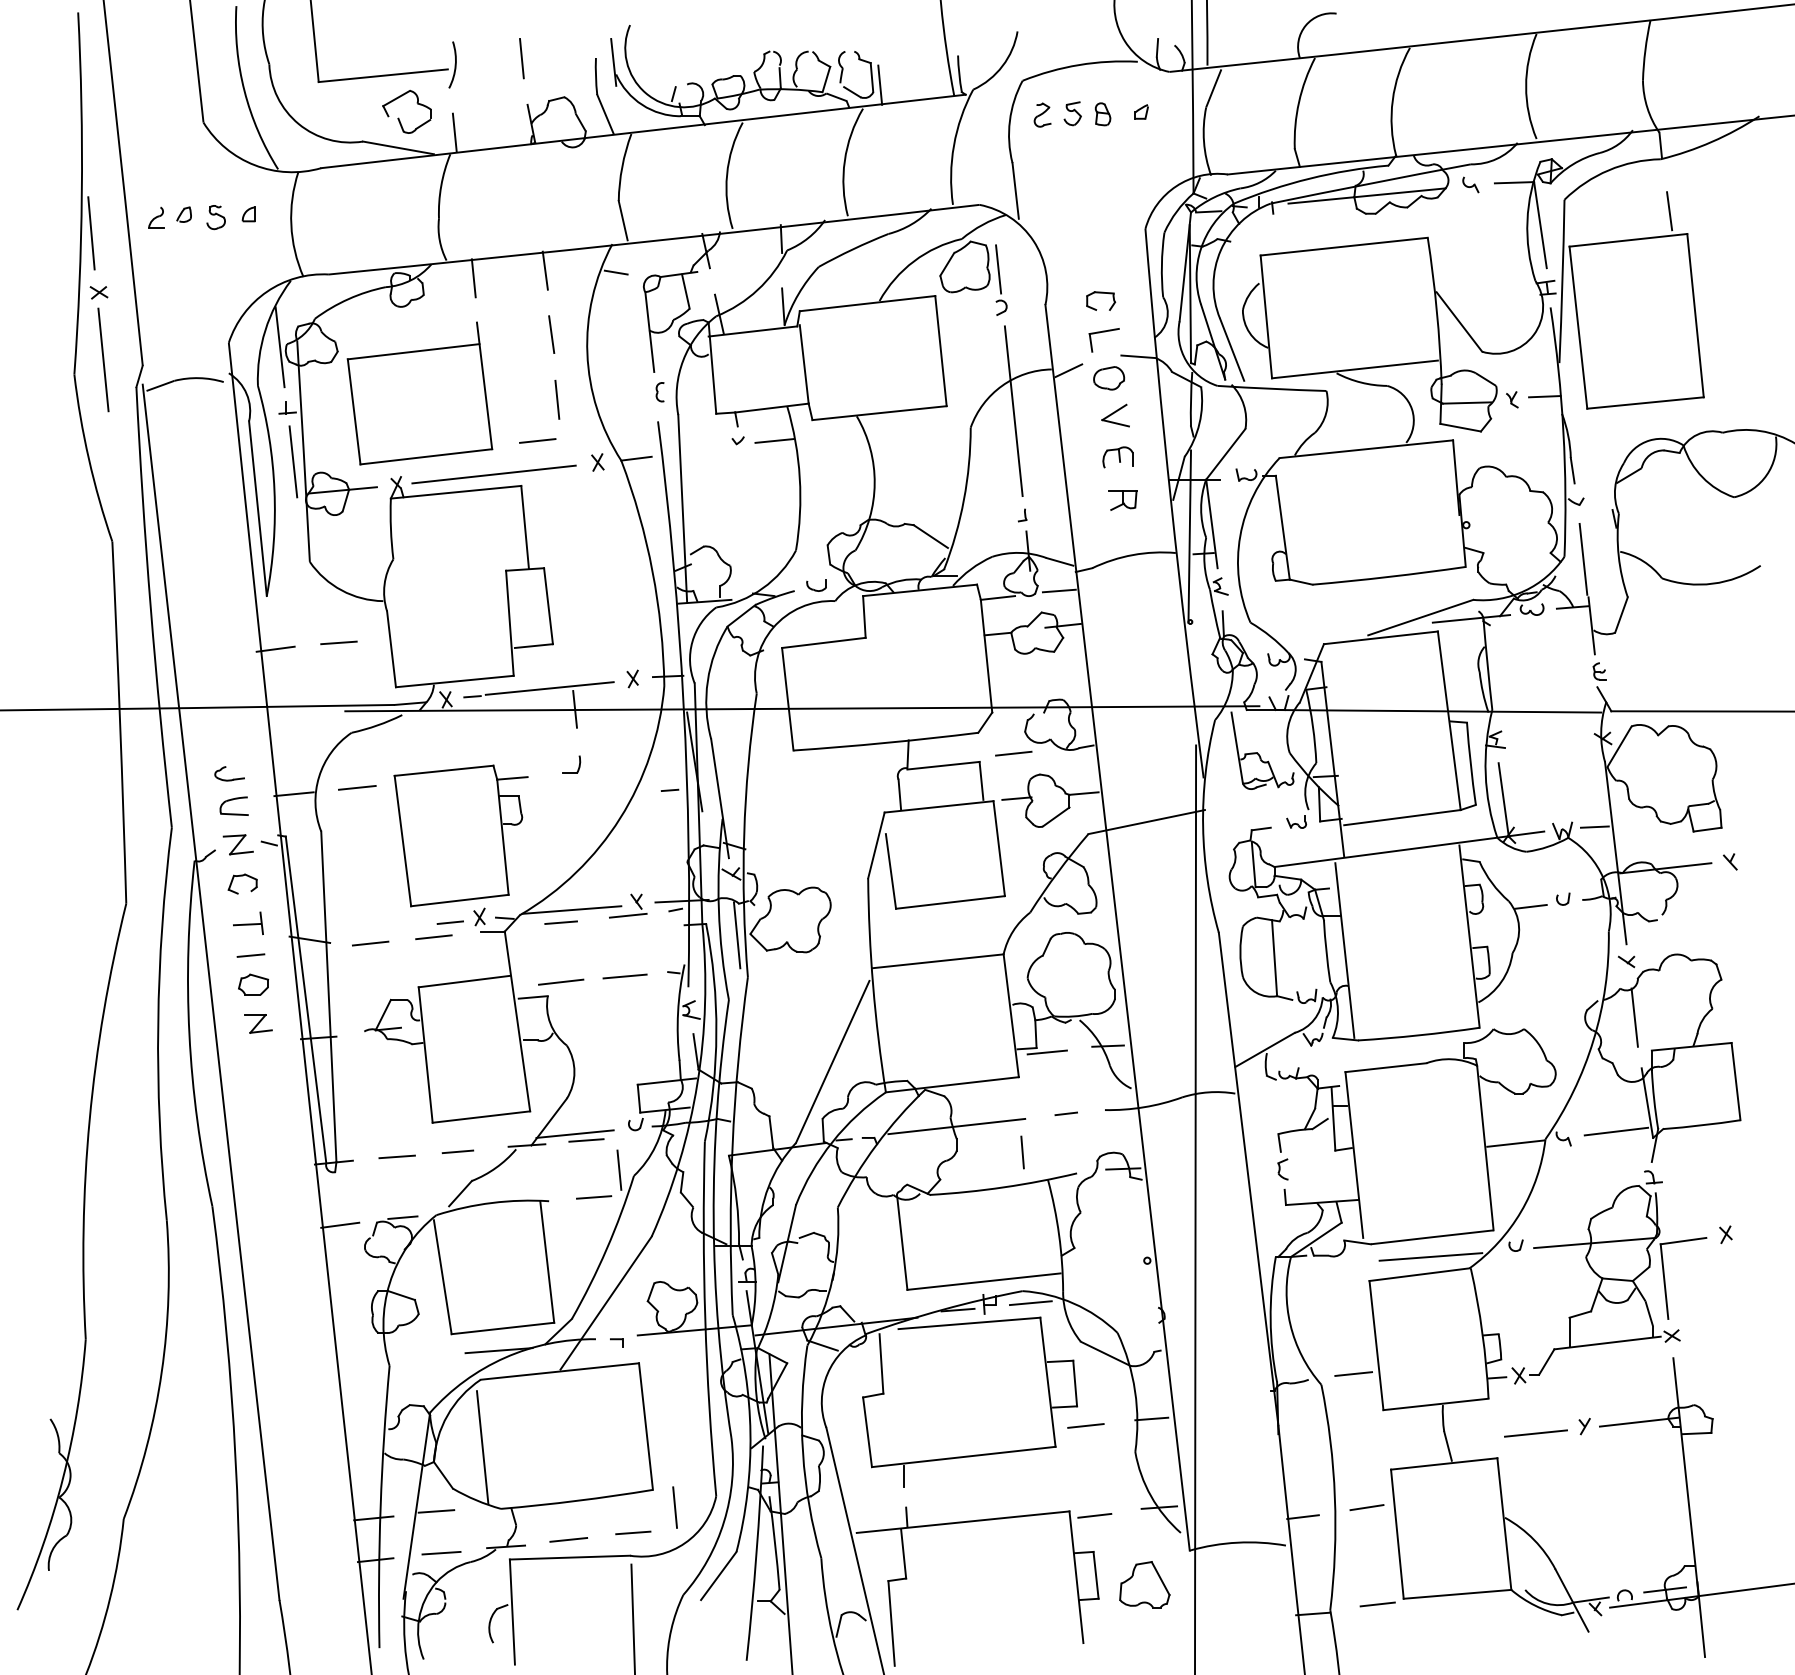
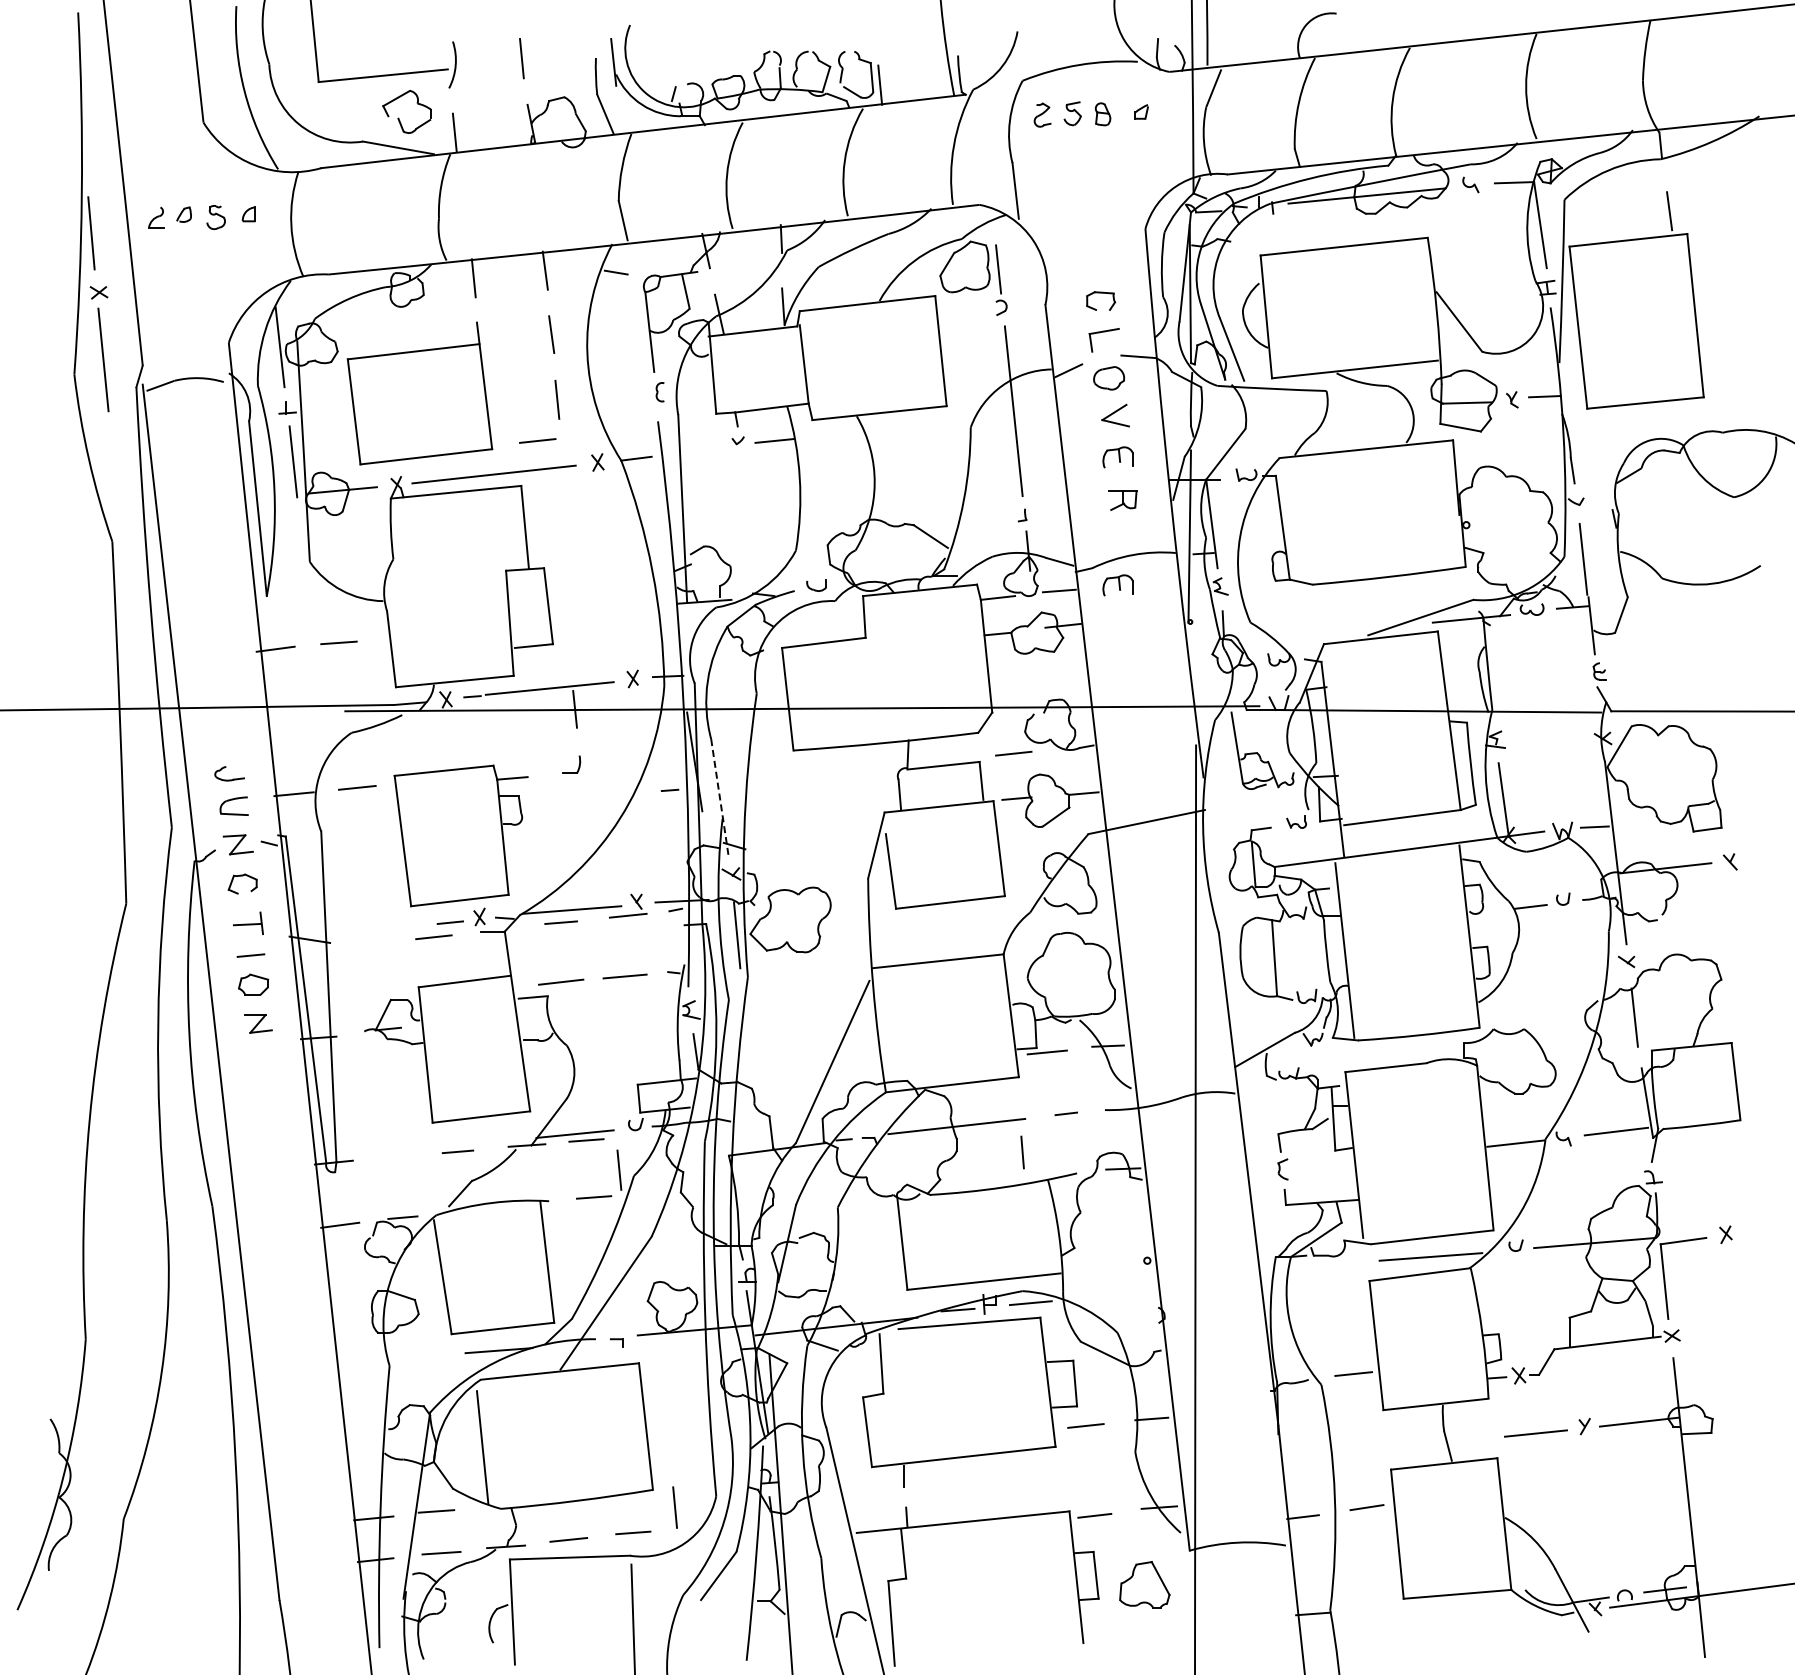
part: none -> present (1117, 585)
line: solid -> dashed (720, 799)
line: present -> none (370, 943)
line: present -> none (396, 1156)
line: present -> none (1377, 1604)
